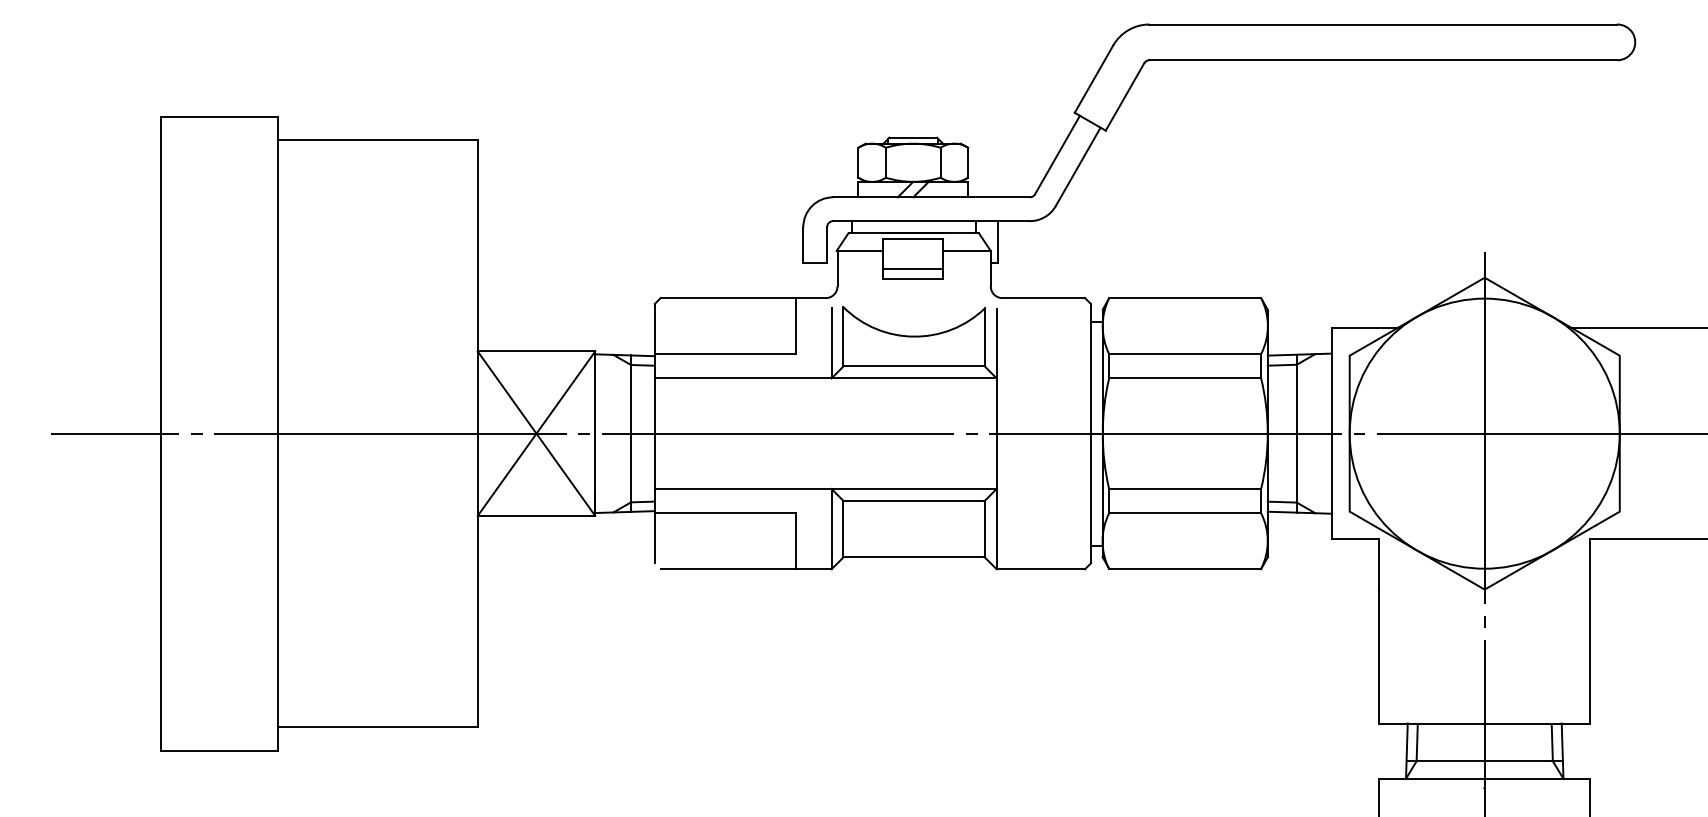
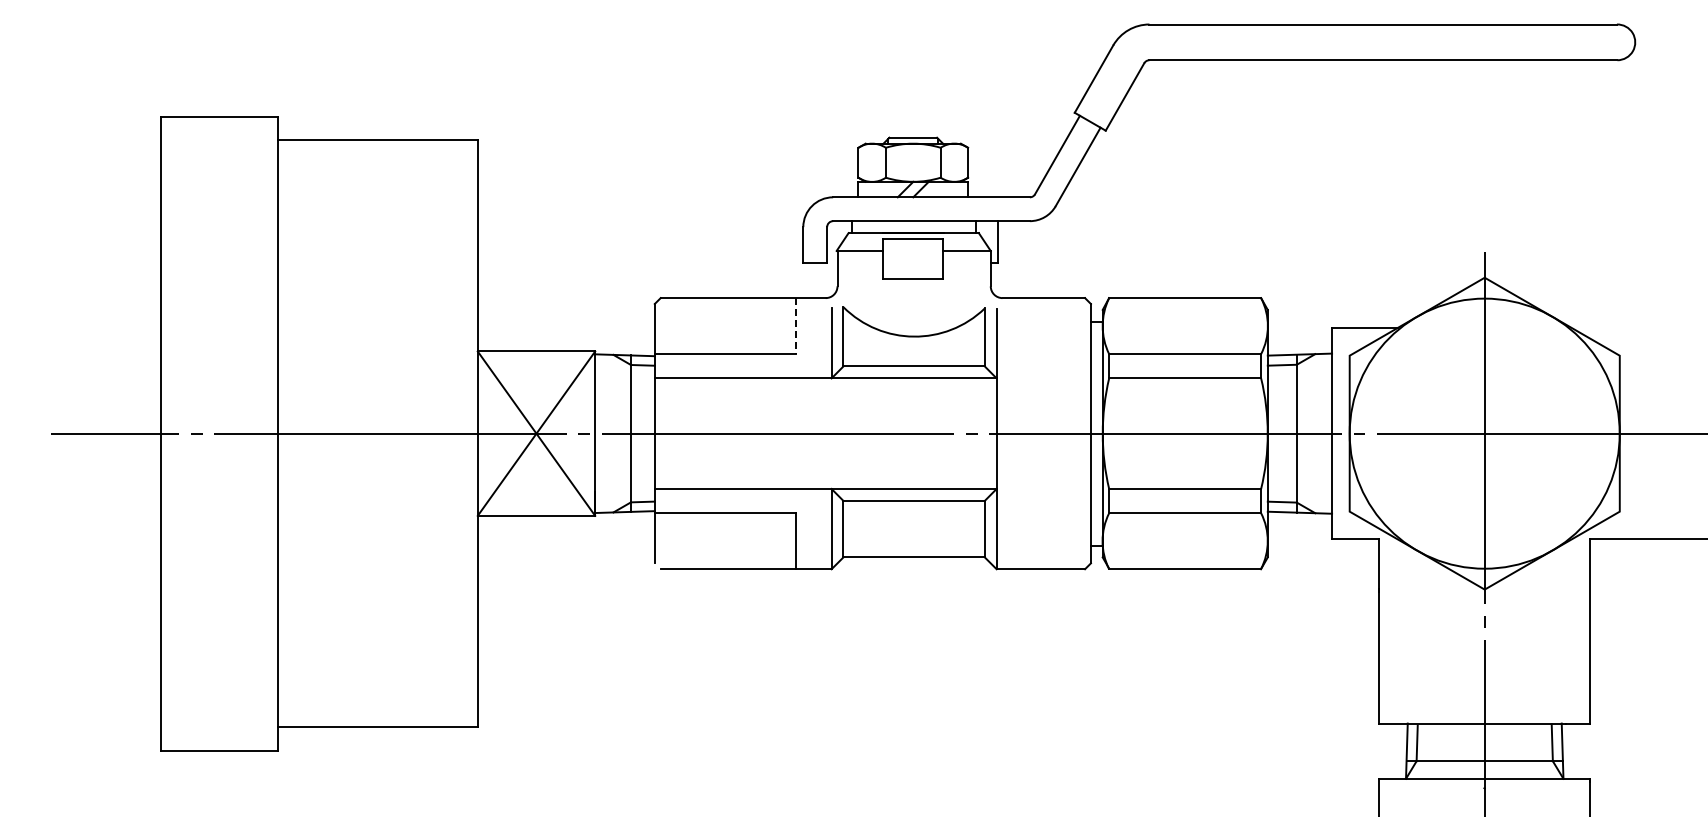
line: present -> none (913, 268)
line: solid -> dashed (796, 326)
line: present -> none (1637, 327)
